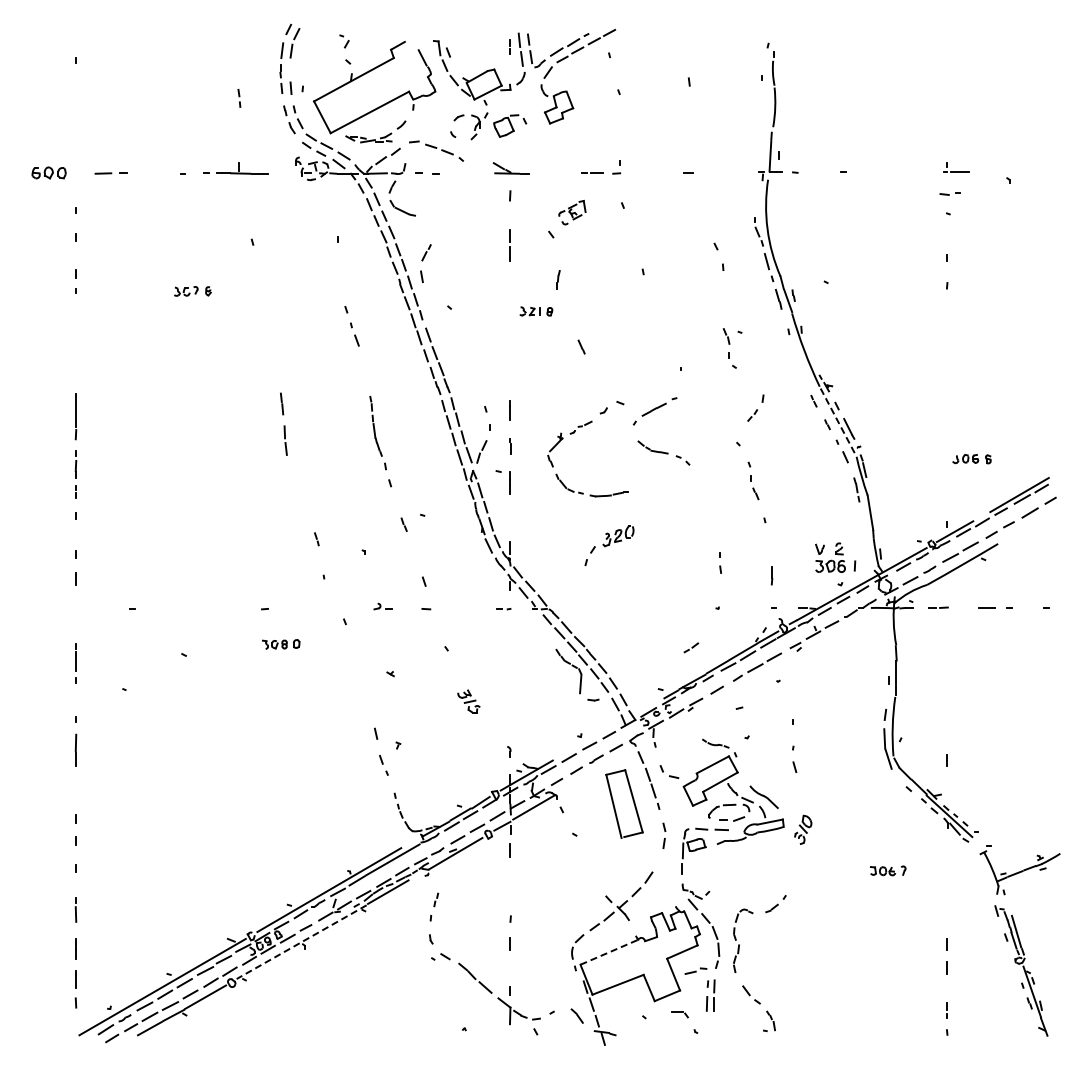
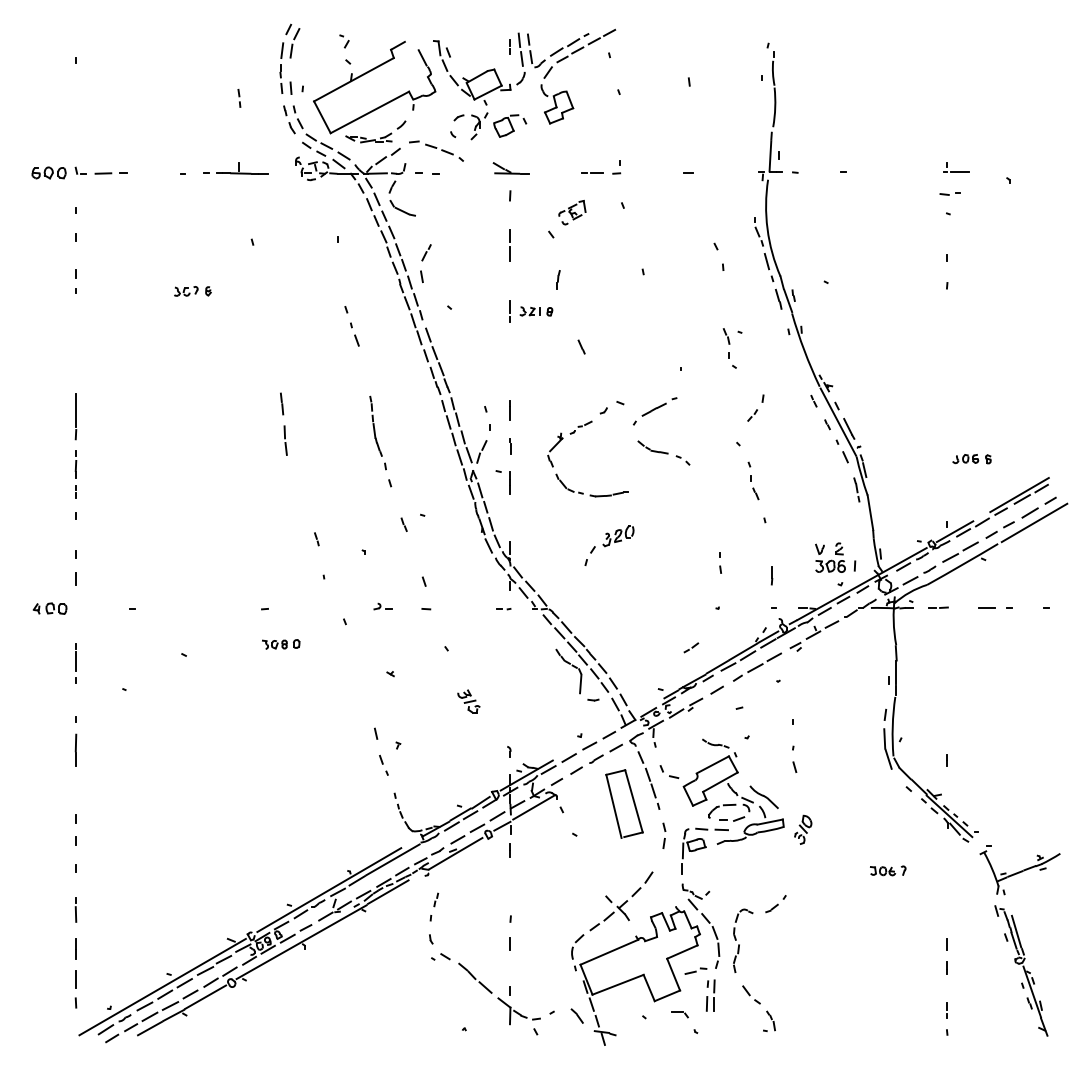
part: none -> present (80, 170)
line: none -> present (509, 311)
line: dashed -> solid (838, 422)
line: none -> present (1034, 522)
part: none -> present (49, 608)
line: dashed -> solid (301, 942)
line: dashed -> solid (609, 952)
